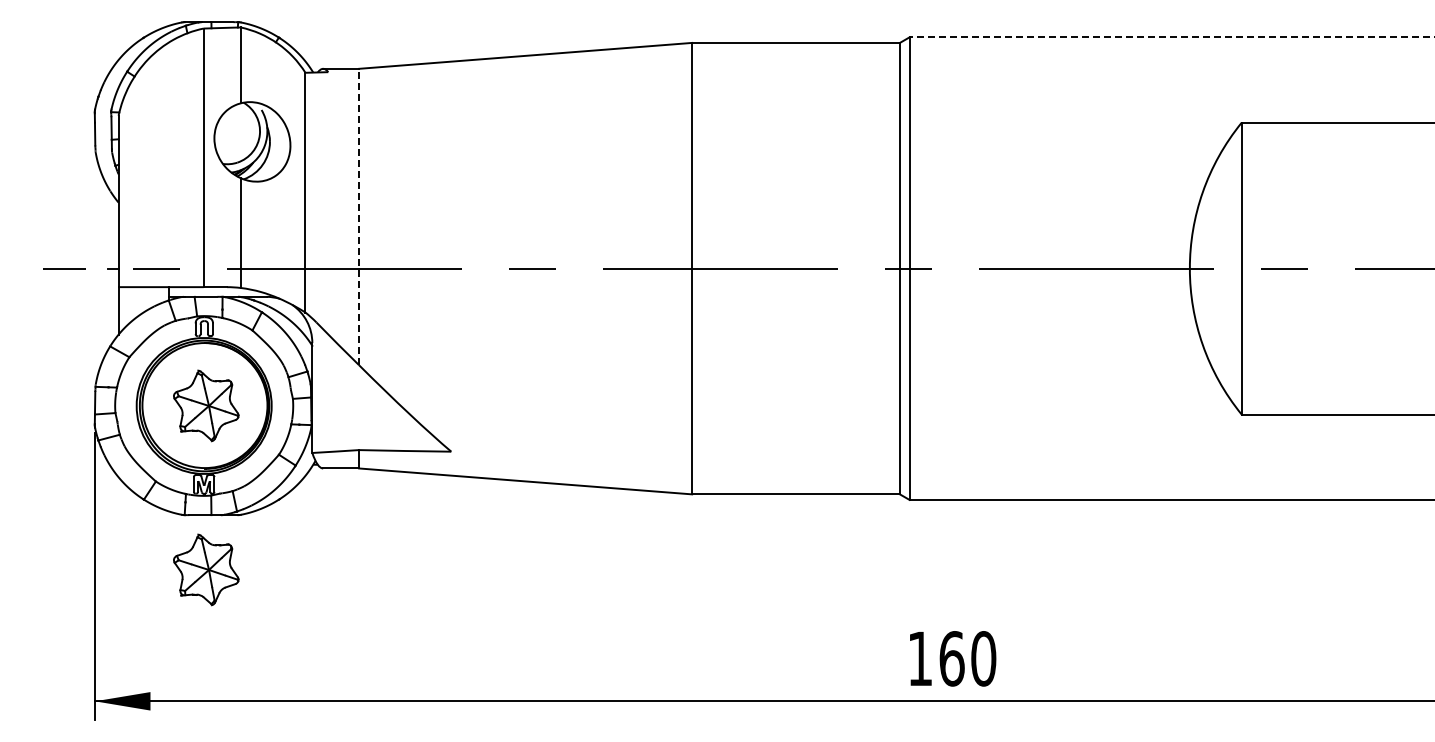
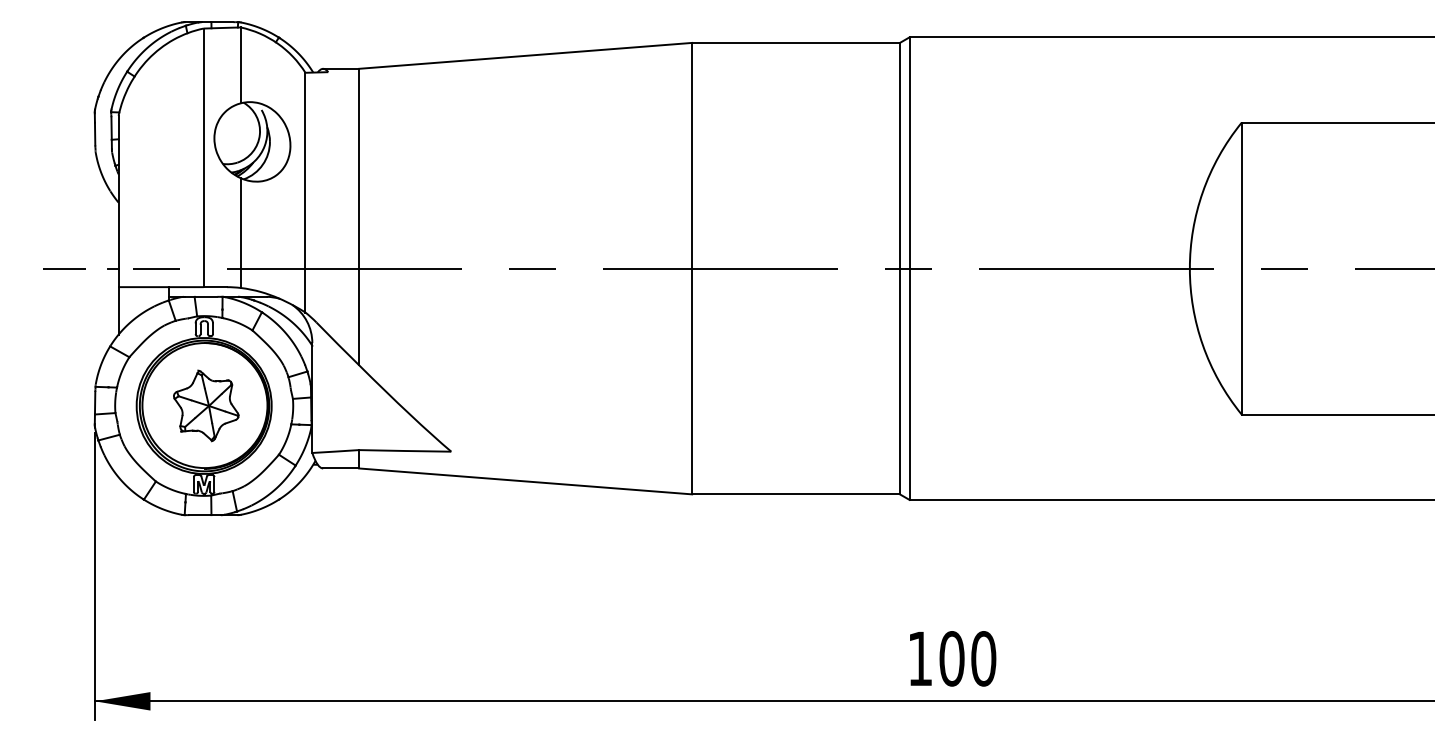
line: dashed -> solid (1171, 37)
line: dashed -> solid (359, 216)
part: present -> none (206, 569)
text: 160 -> 100 (951, 658)
